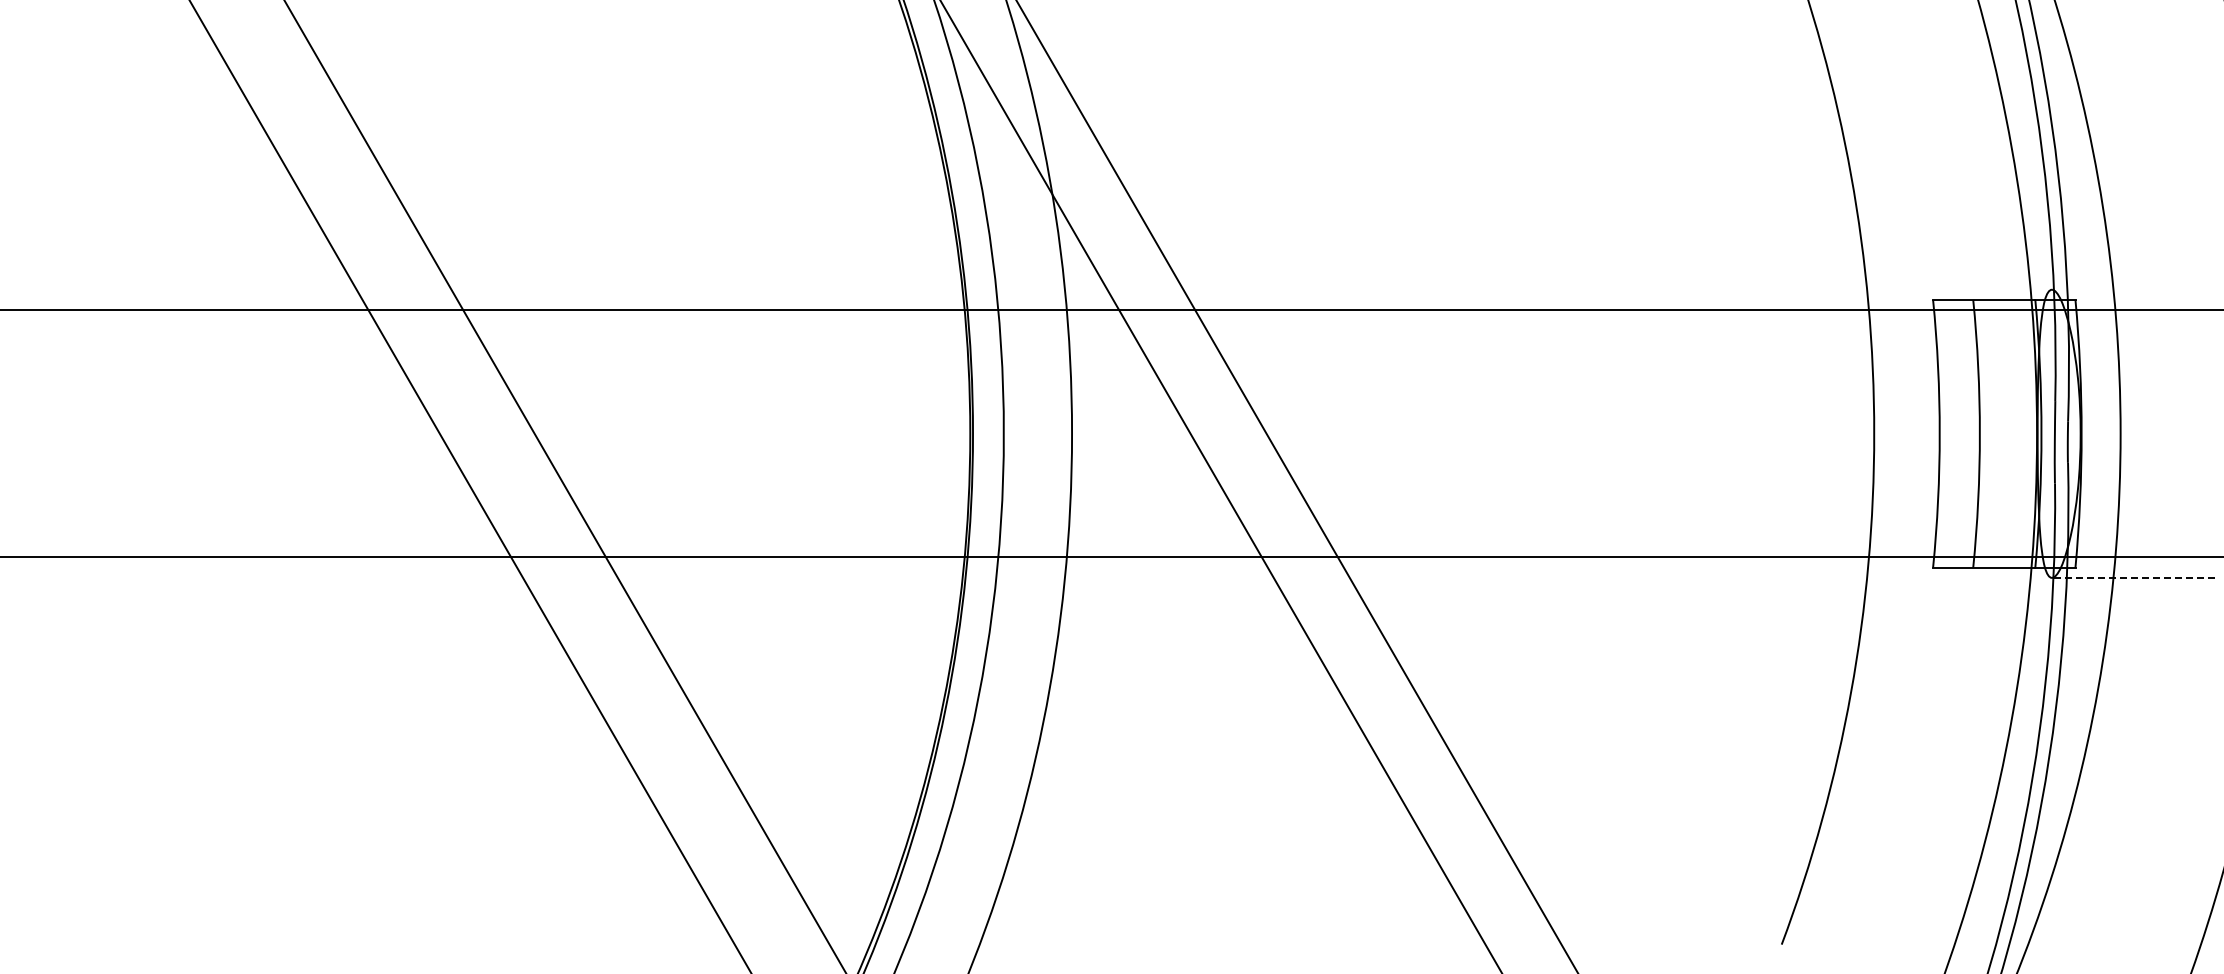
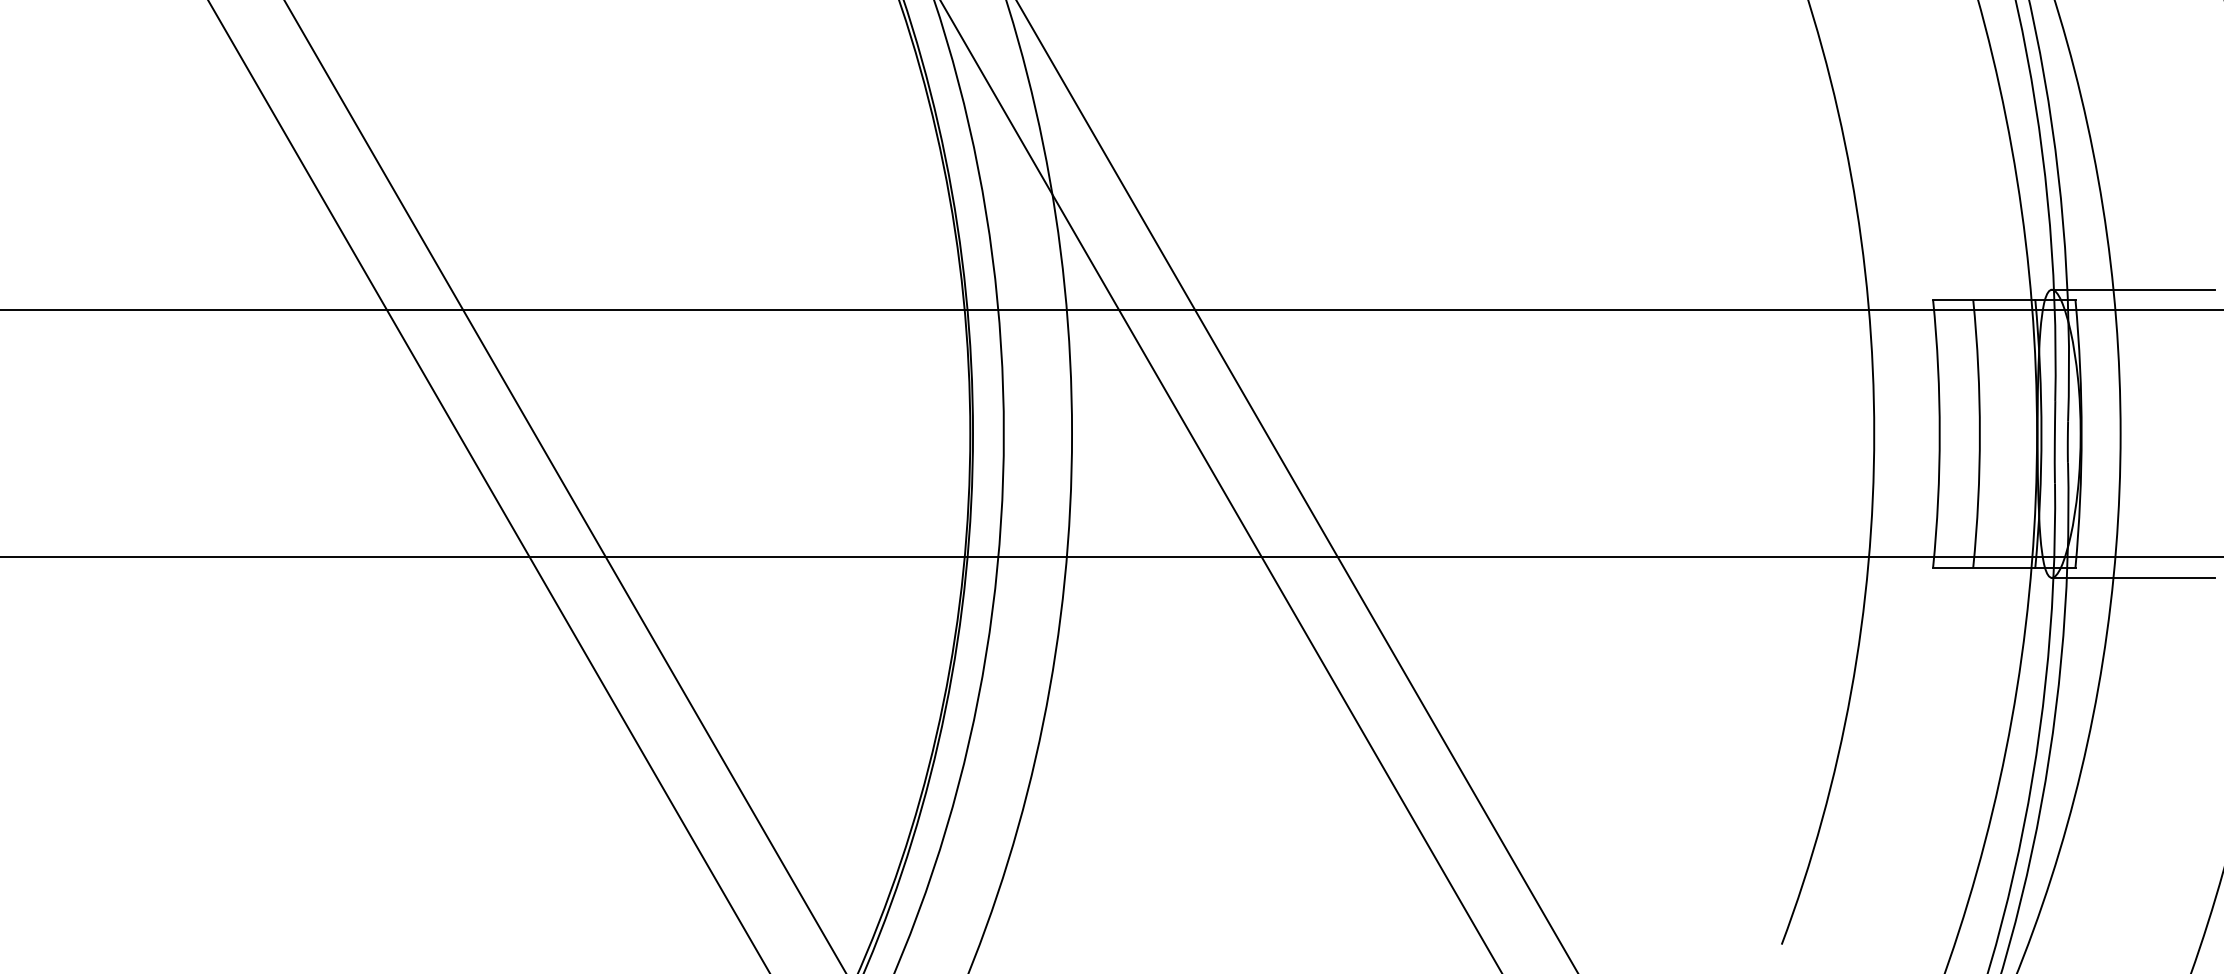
line: none -> present (2133, 289)
line position: (469, 486) -> (488, 486) (488, 486)
line: dashed -> solid (2133, 577)
